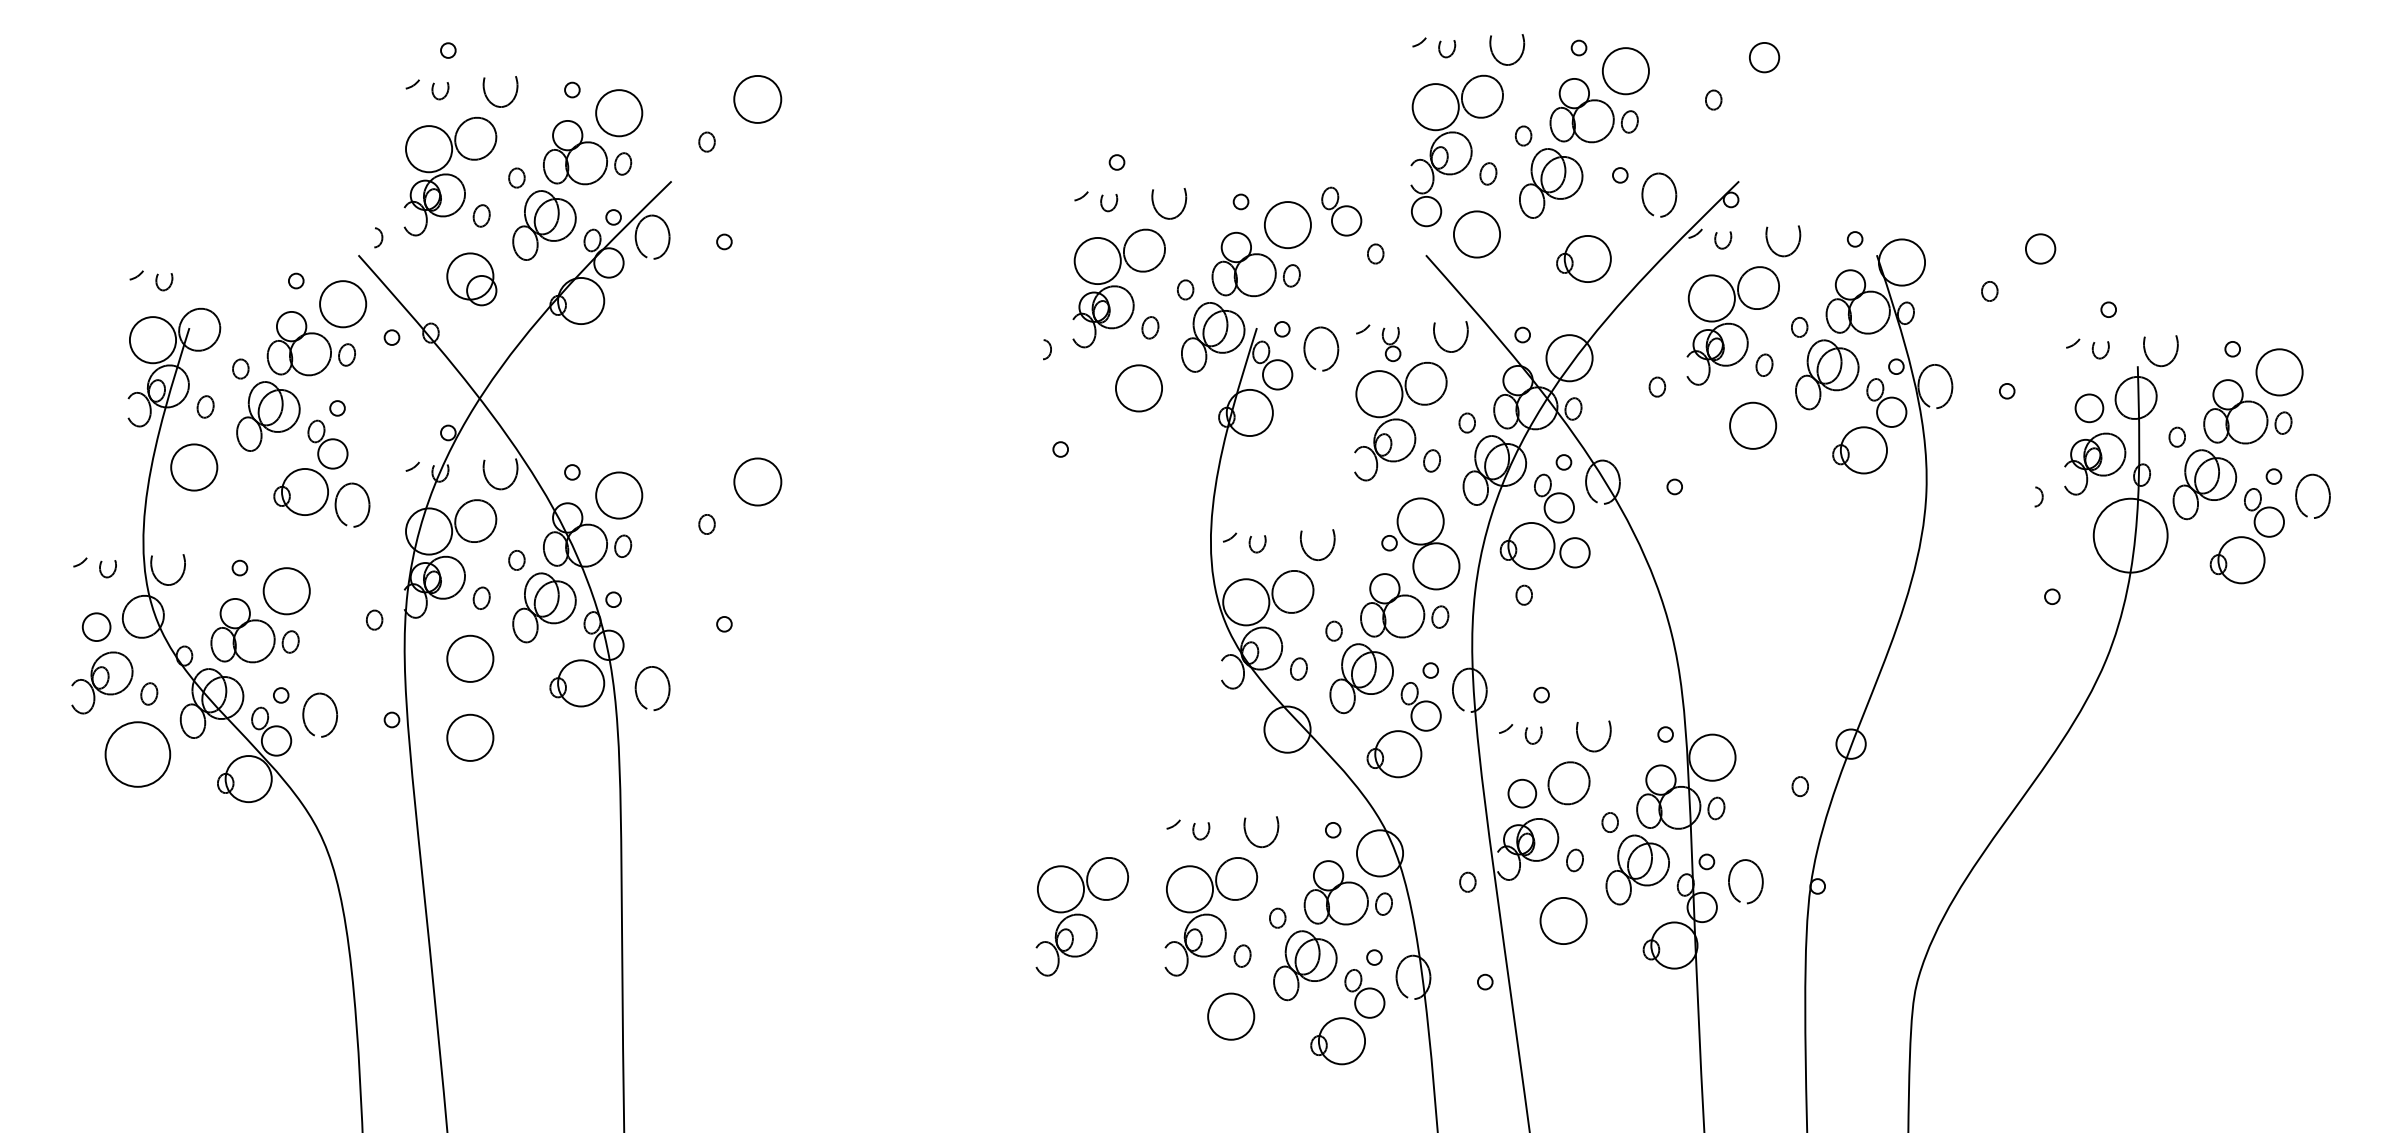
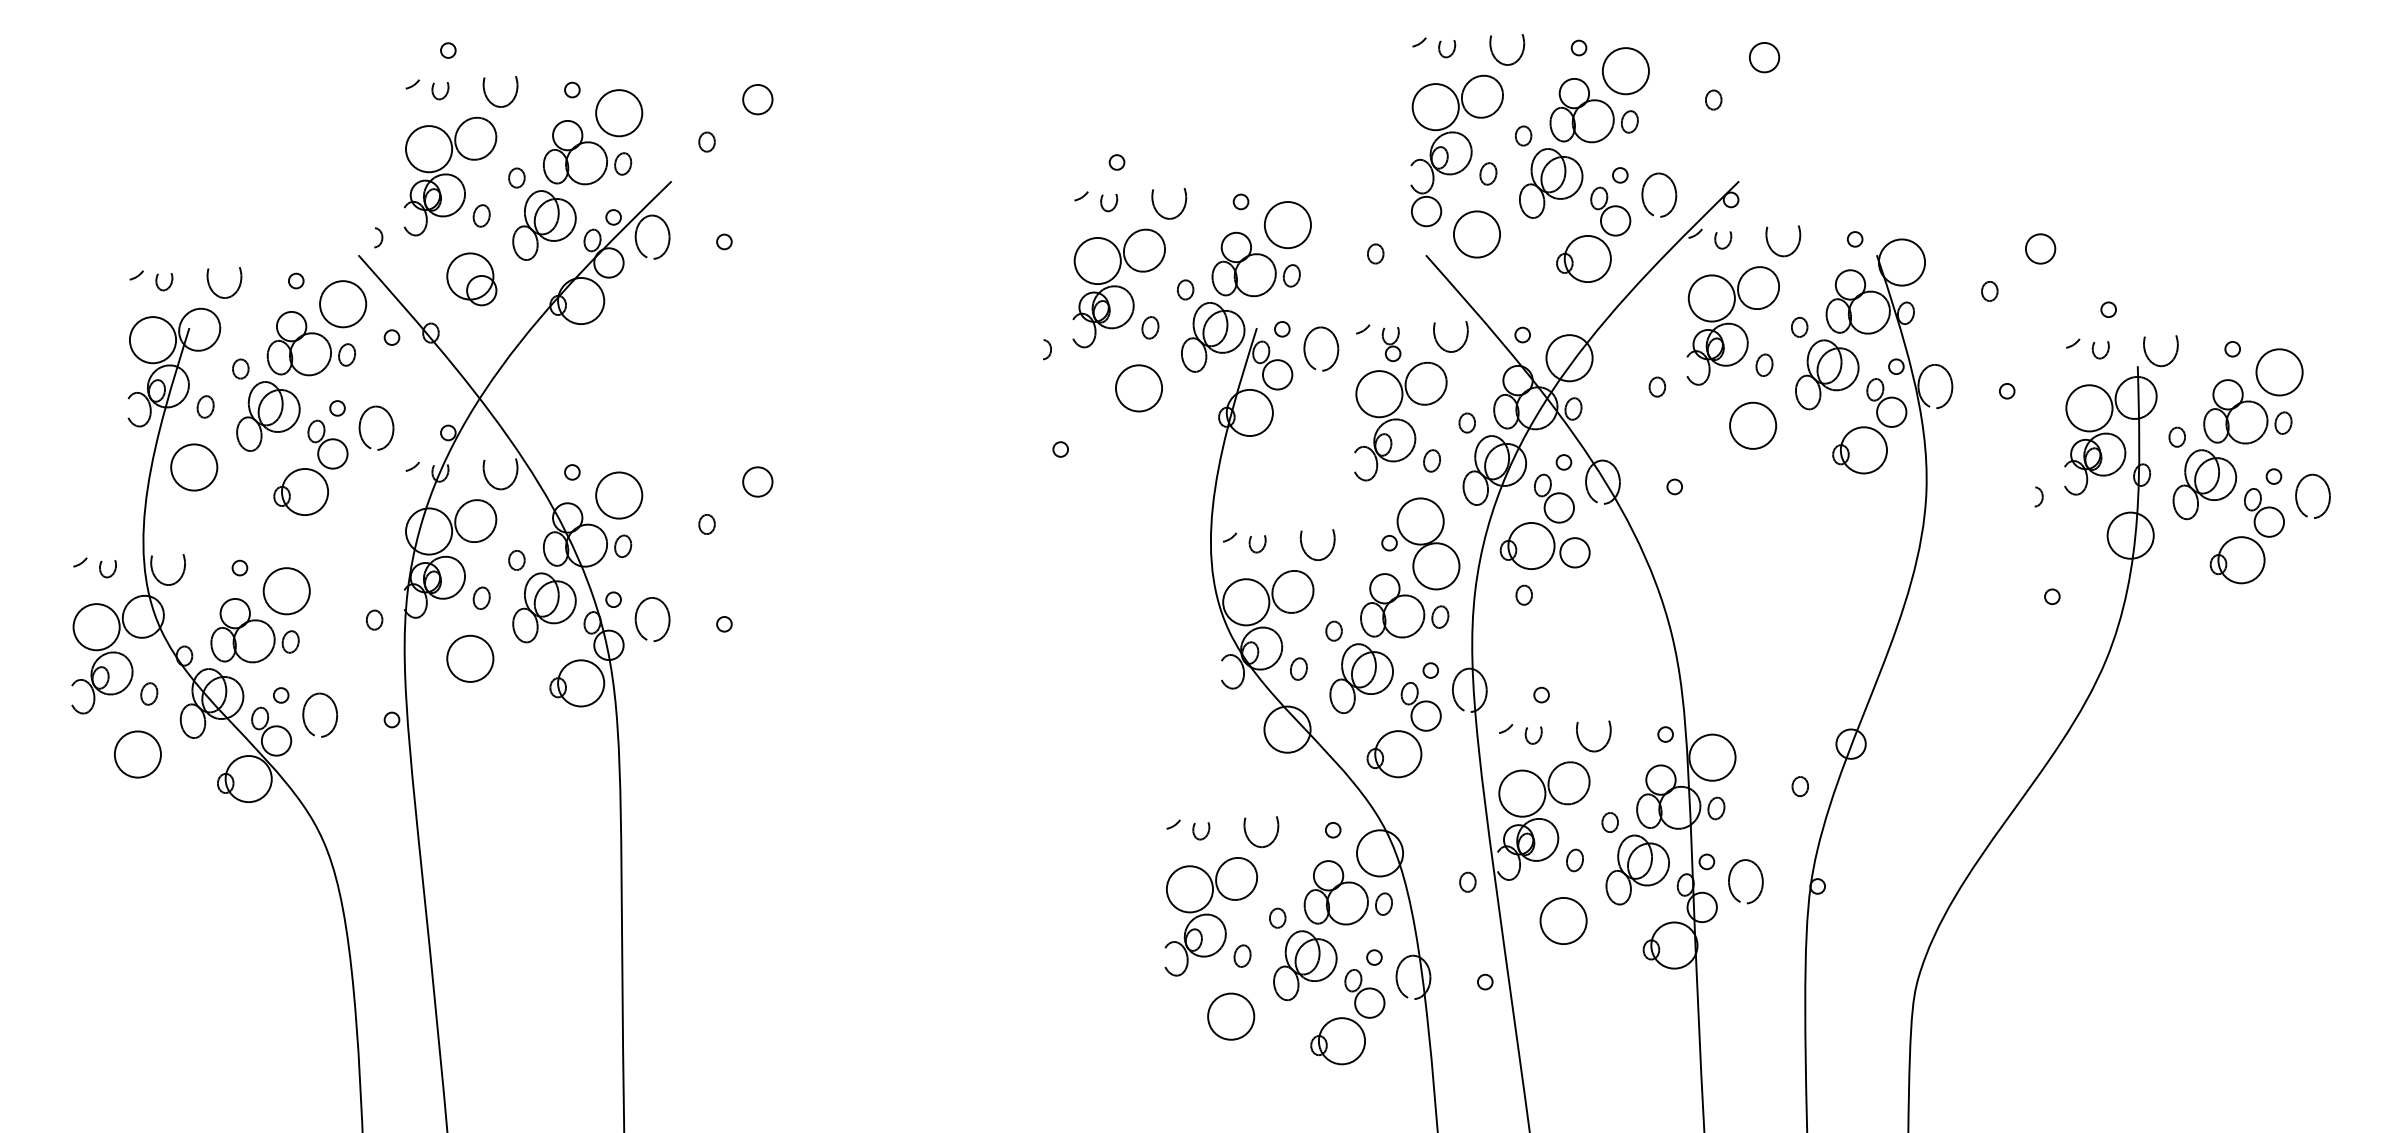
circle size: 50x49 px -> 32x32 px (757, 99)
part position: (1341, 211) -> (1610, 211) (1610, 211)
part: none -> present (213, 290)
circle diameter: 28 px -> 46 px (2089, 408)
circle diameter: 47 px -> 29 px (757, 481)
part position: (367, 499) -> (391, 422) (391, 422)
circle diameter: 74 px -> 46 px (2130, 535)
circle diameter: 28 px -> 46 px (96, 627)
part position: (637, 693) -> (637, 624) (637, 624)
circle: present -> none (470, 737)
circle diameter: 65 px -> 46 px (137, 754)
circle diameter: 28 px -> 46 px (1522, 793)
part: present -> none (1082, 916)
